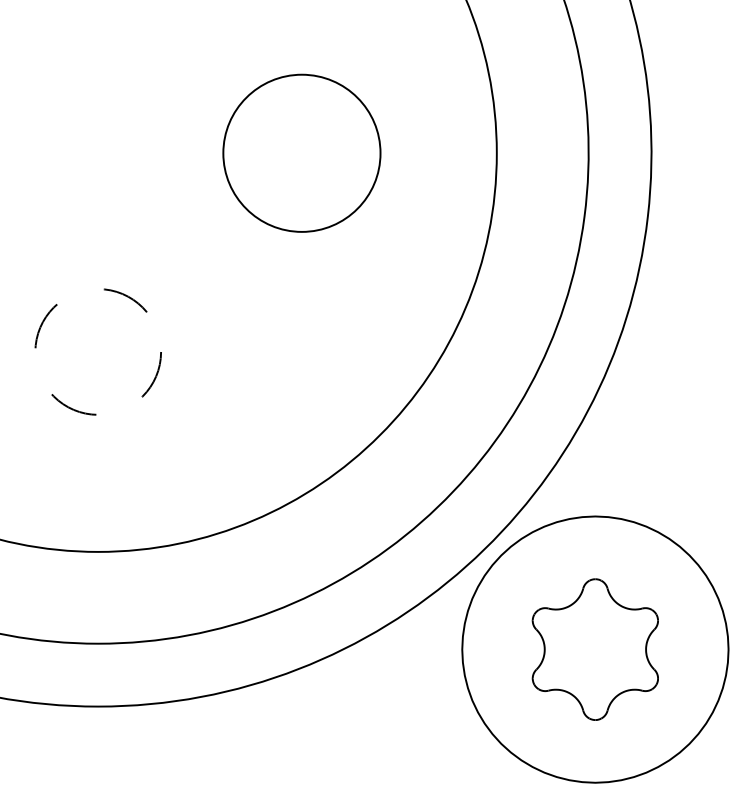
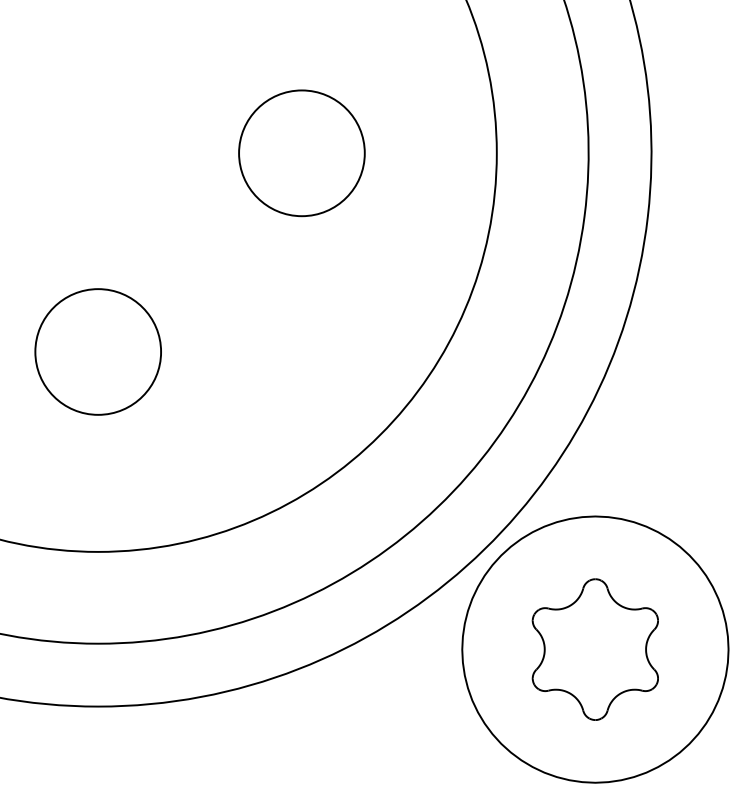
circle diameter: 157 px -> 126 px (301, 153)
circle: dashed -> solid (98, 351)
